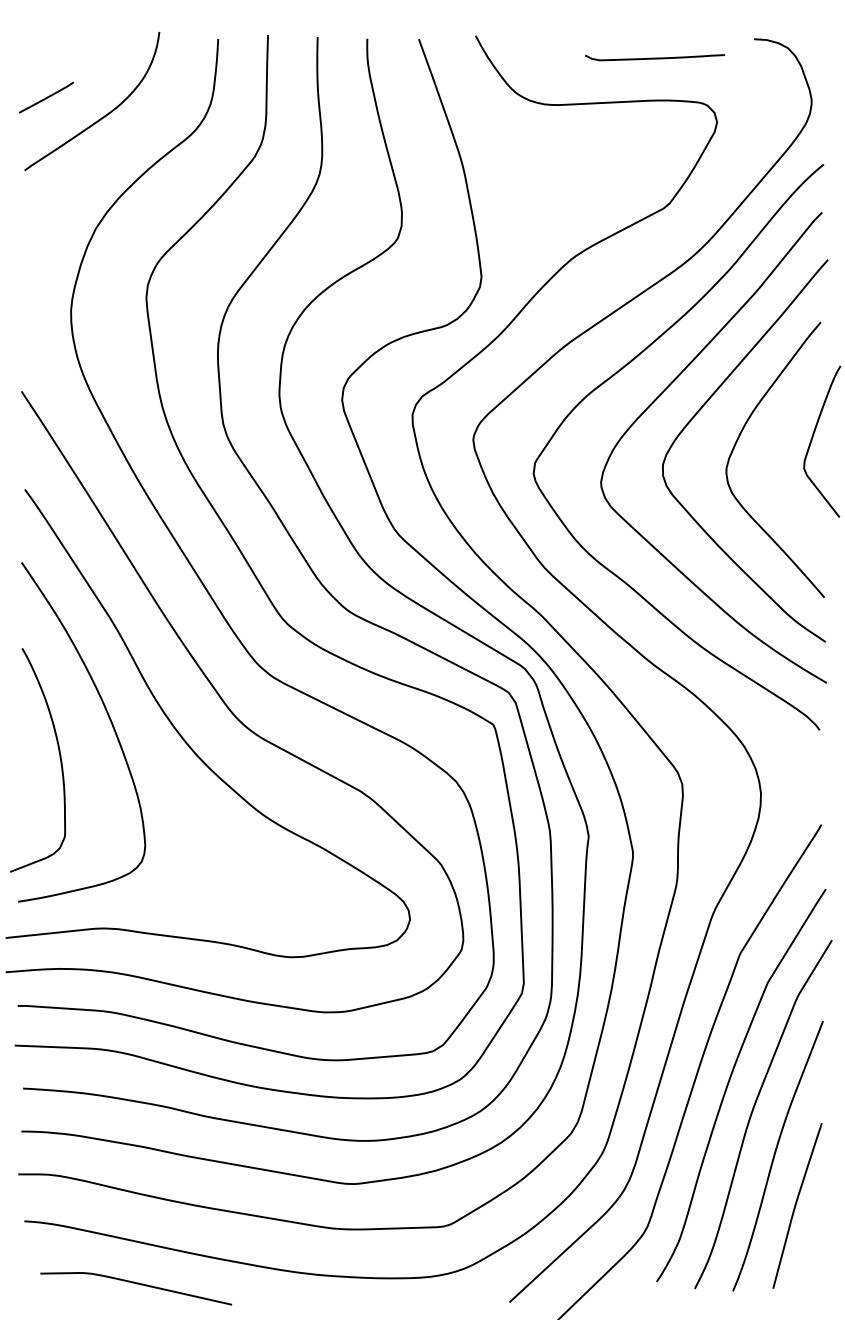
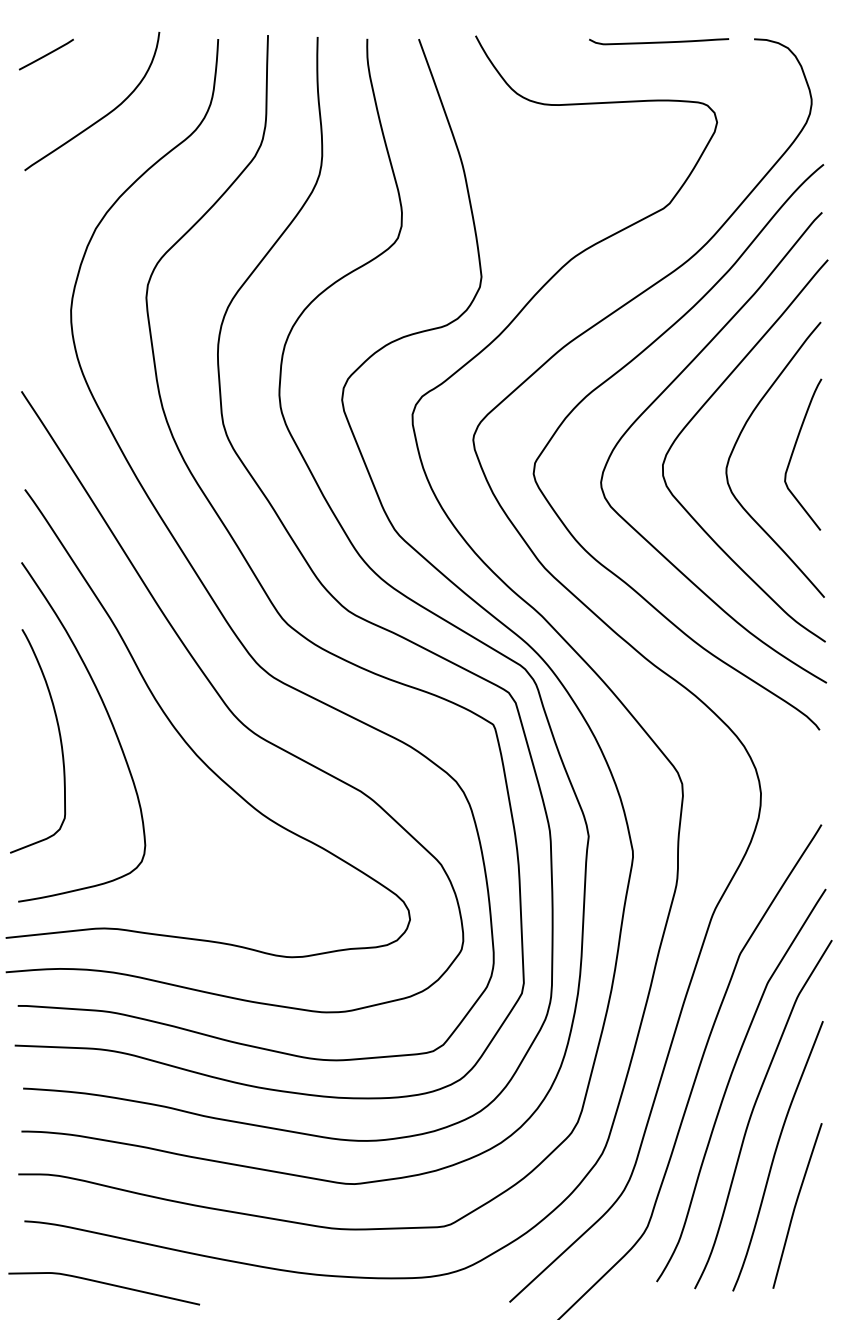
curve position: (655, 57) -> (659, 41) (659, 41)
line position: (45, 97) -> (45, 54) (45, 54)
curve position: (813, 437) -> (794, 450) (794, 450)
curve position: (59, 758) -> (59, 739) (59, 739)
curve position: (136, 1284) -> (104, 1284) (104, 1284)
